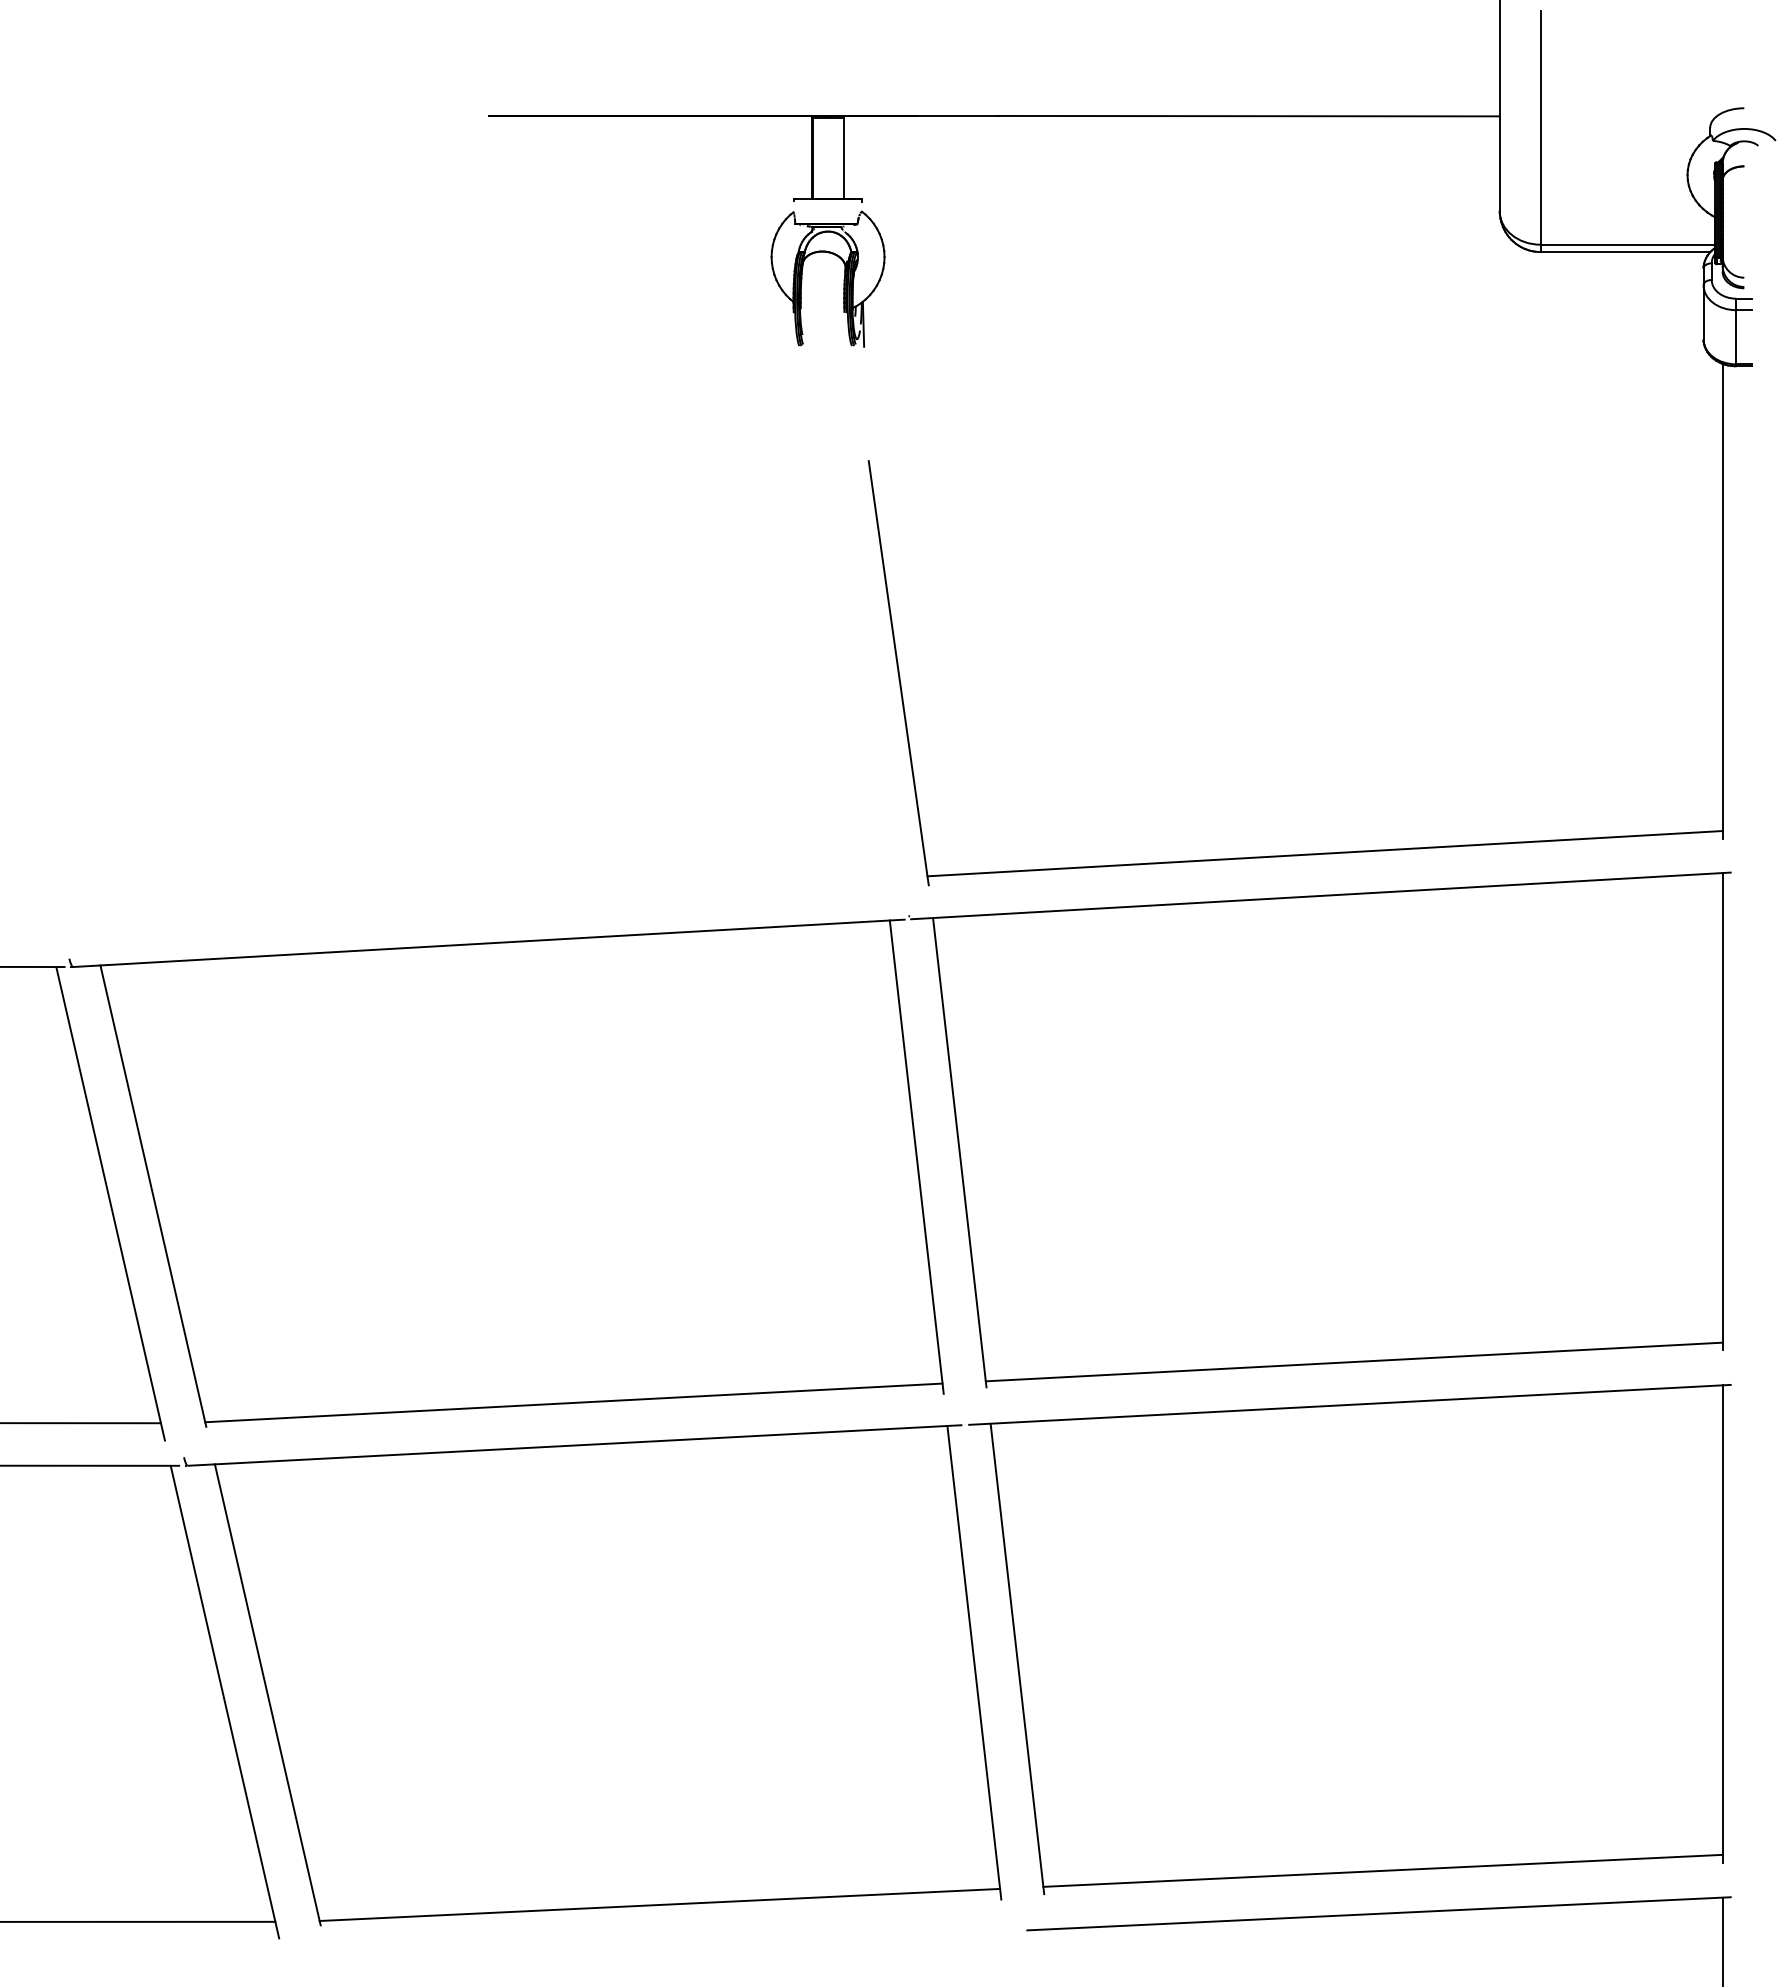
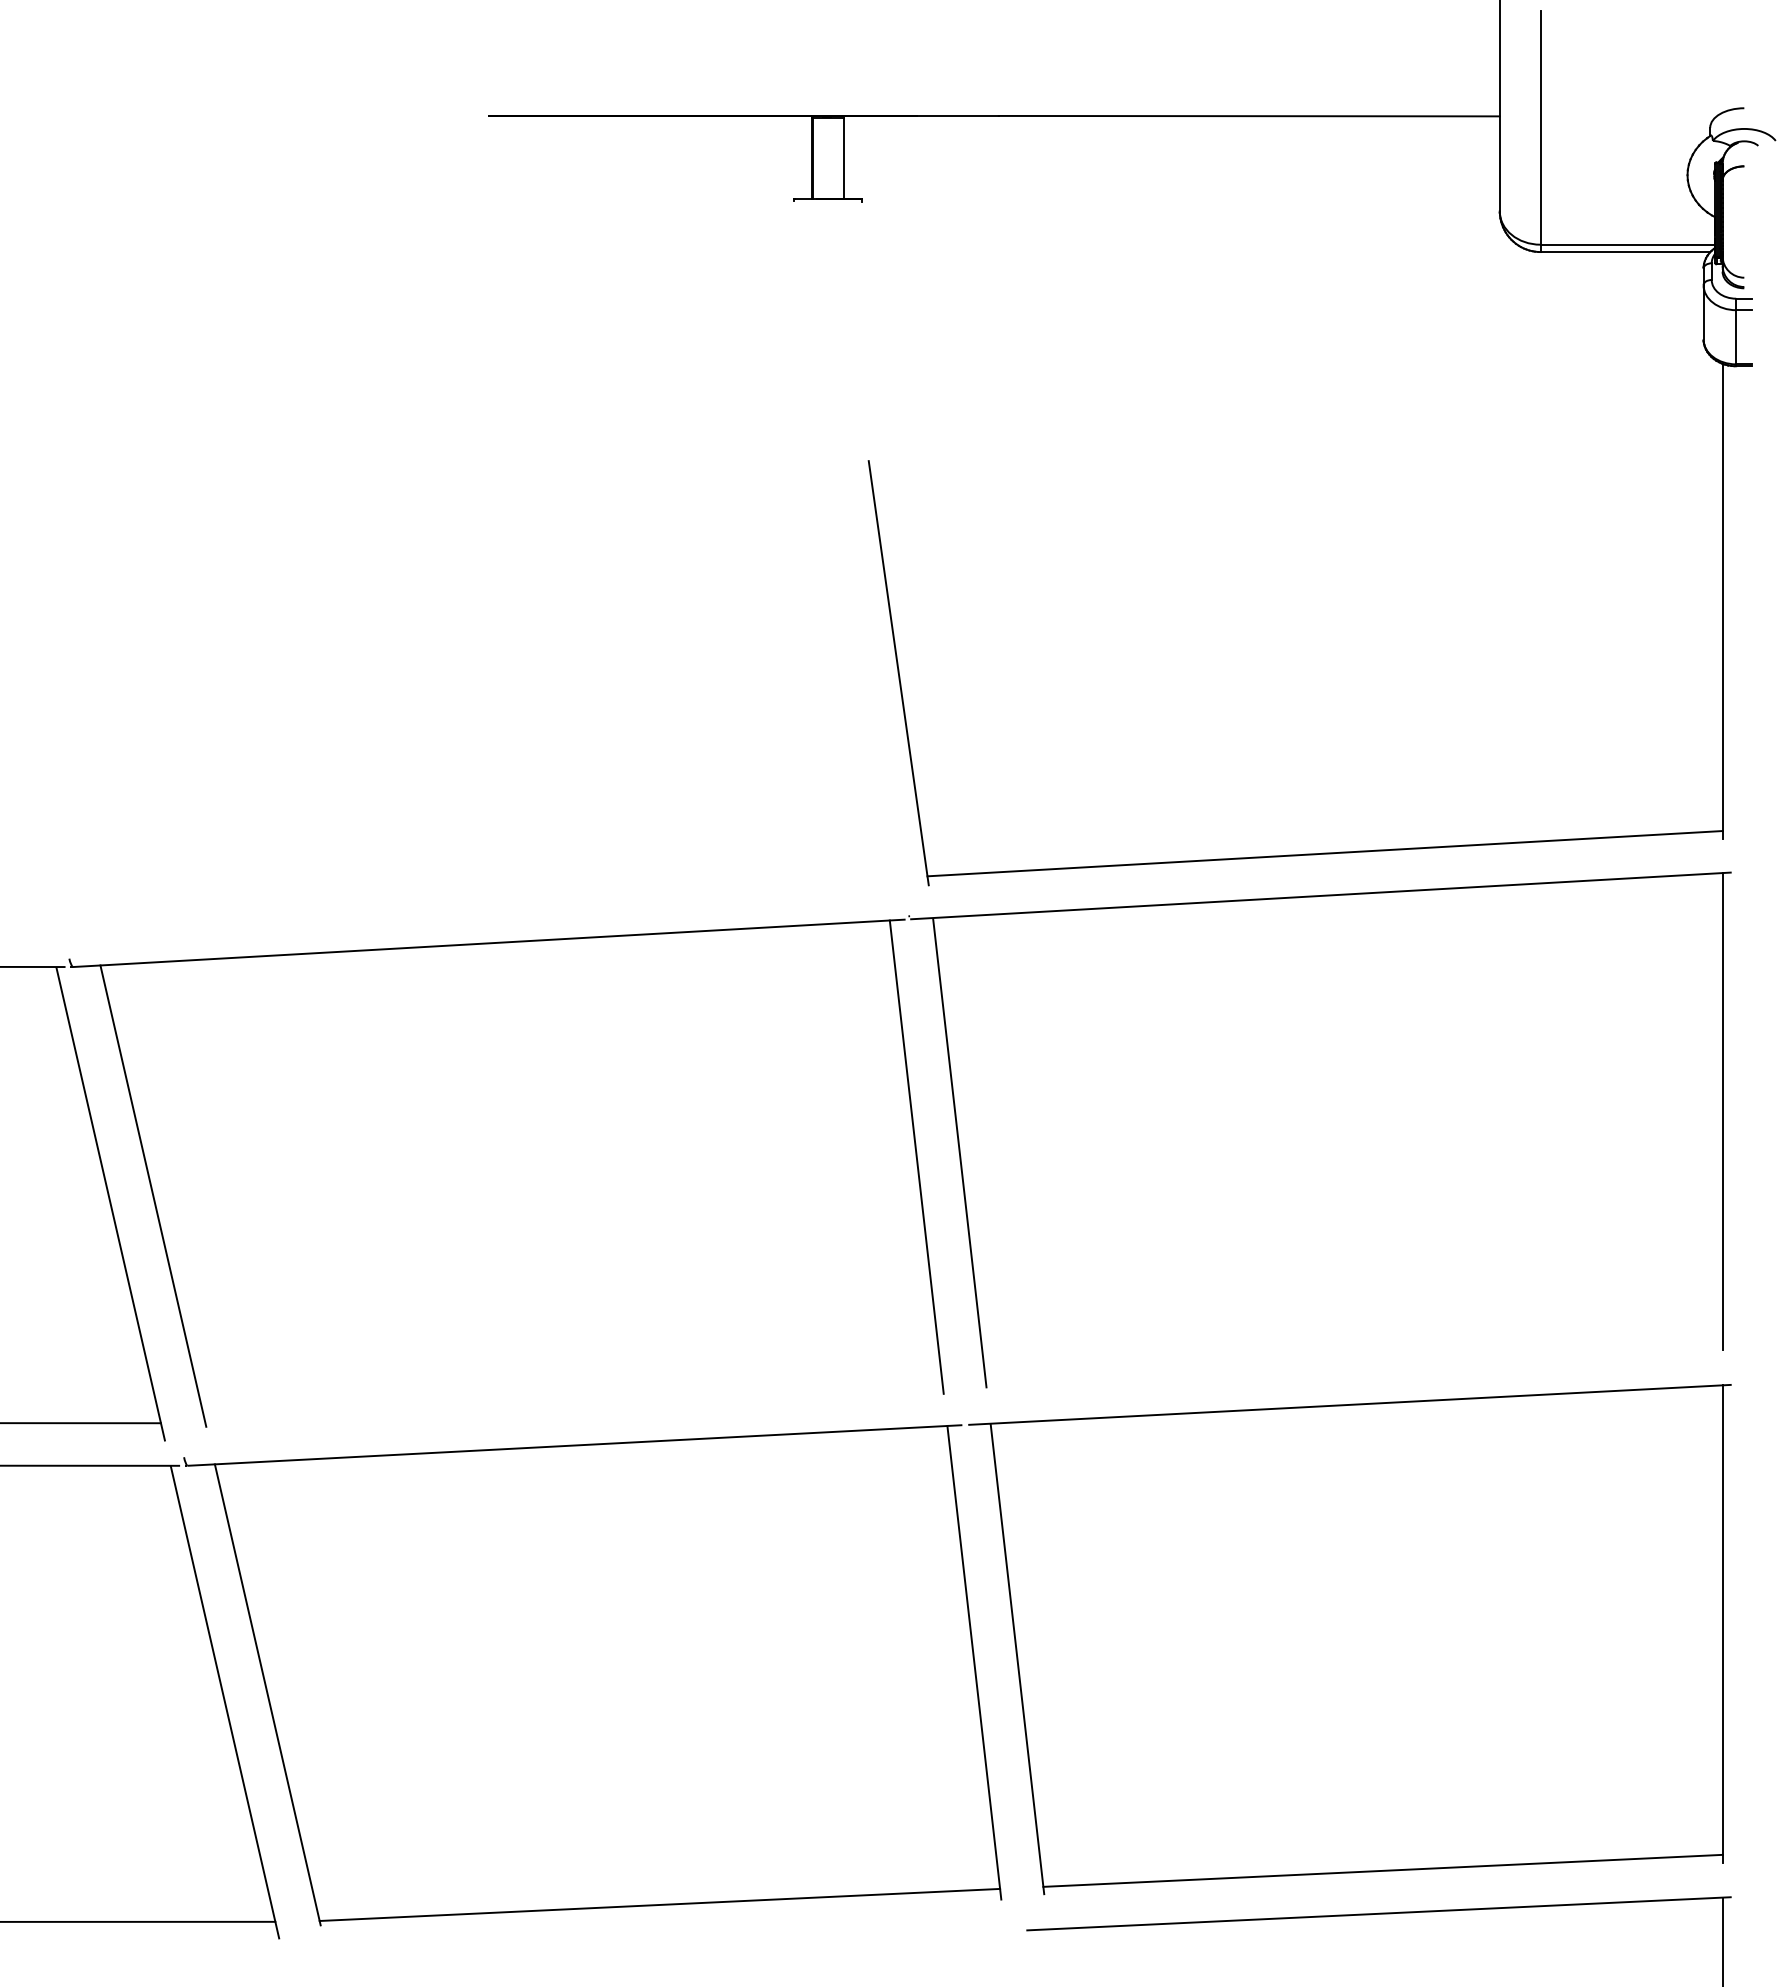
part: present -> none (843, 279)
line: present -> none (1353, 1361)
line: present -> none (573, 1402)
